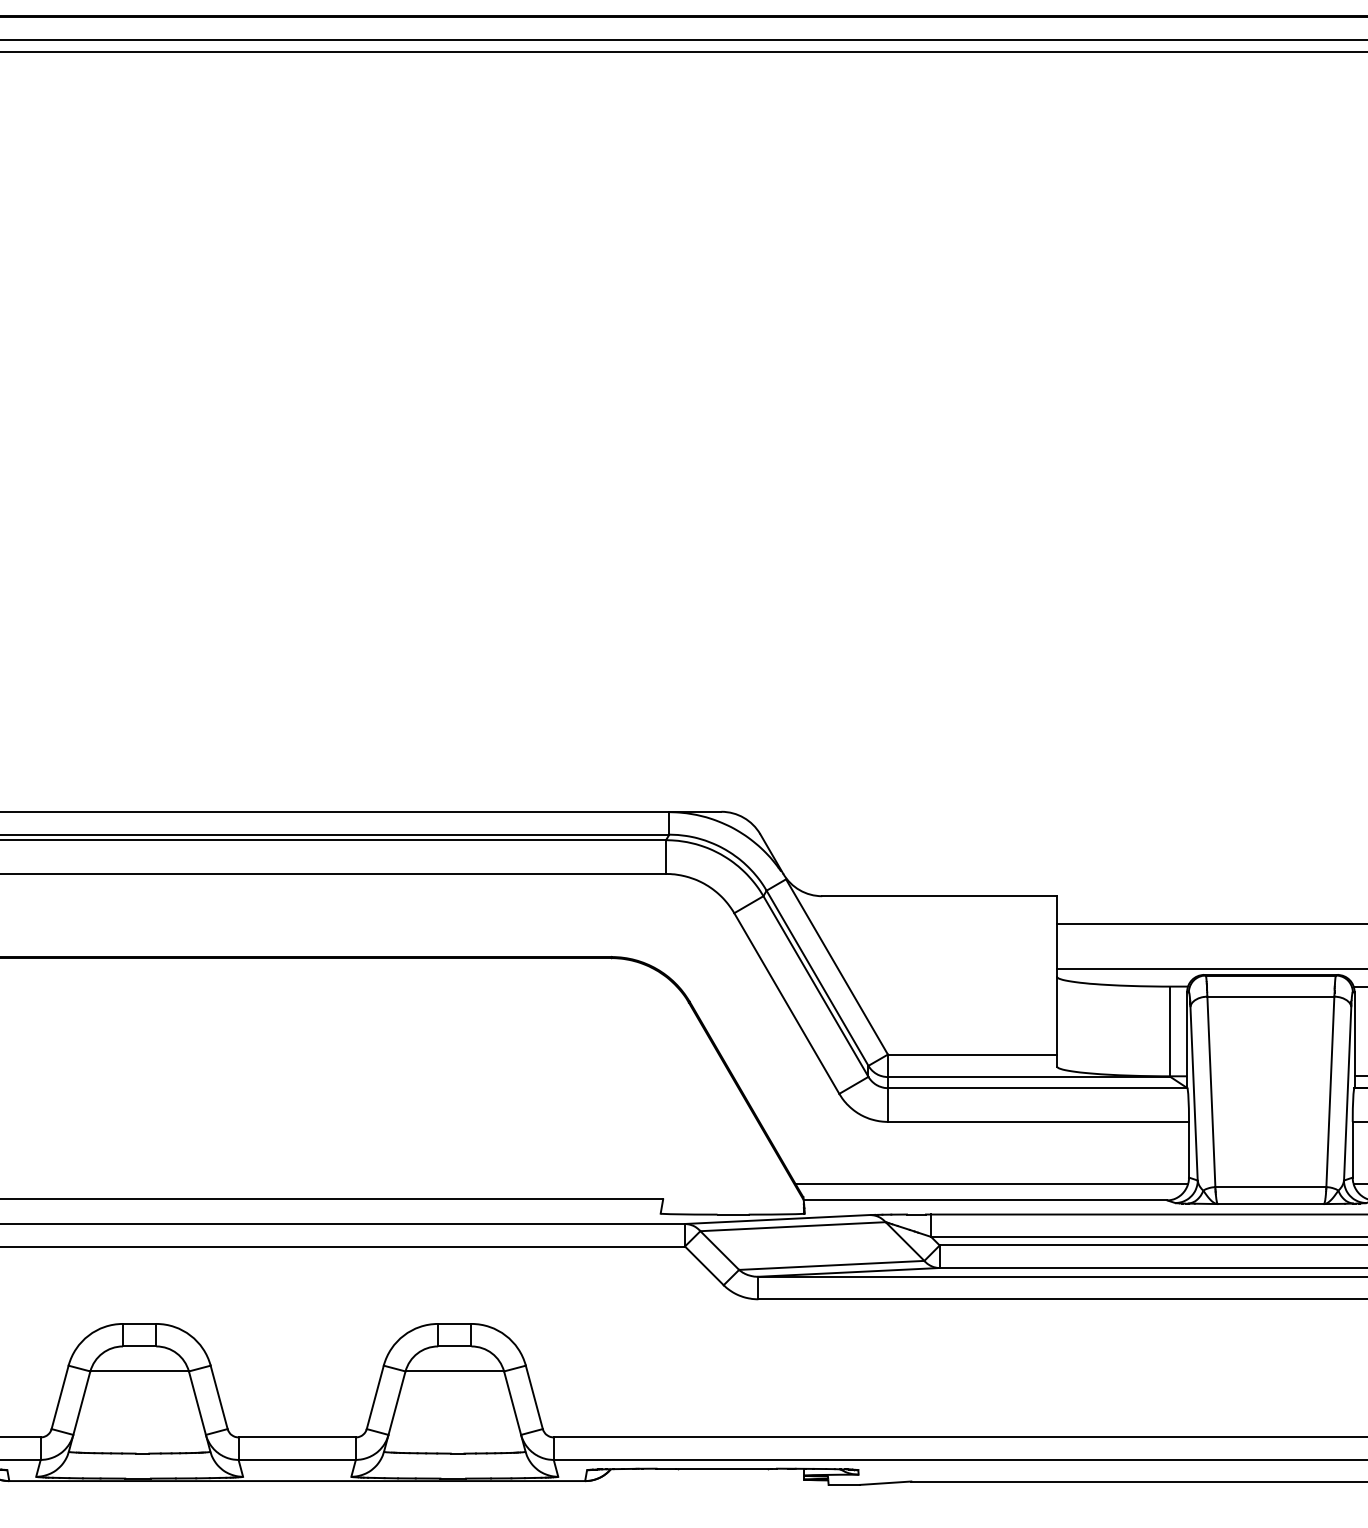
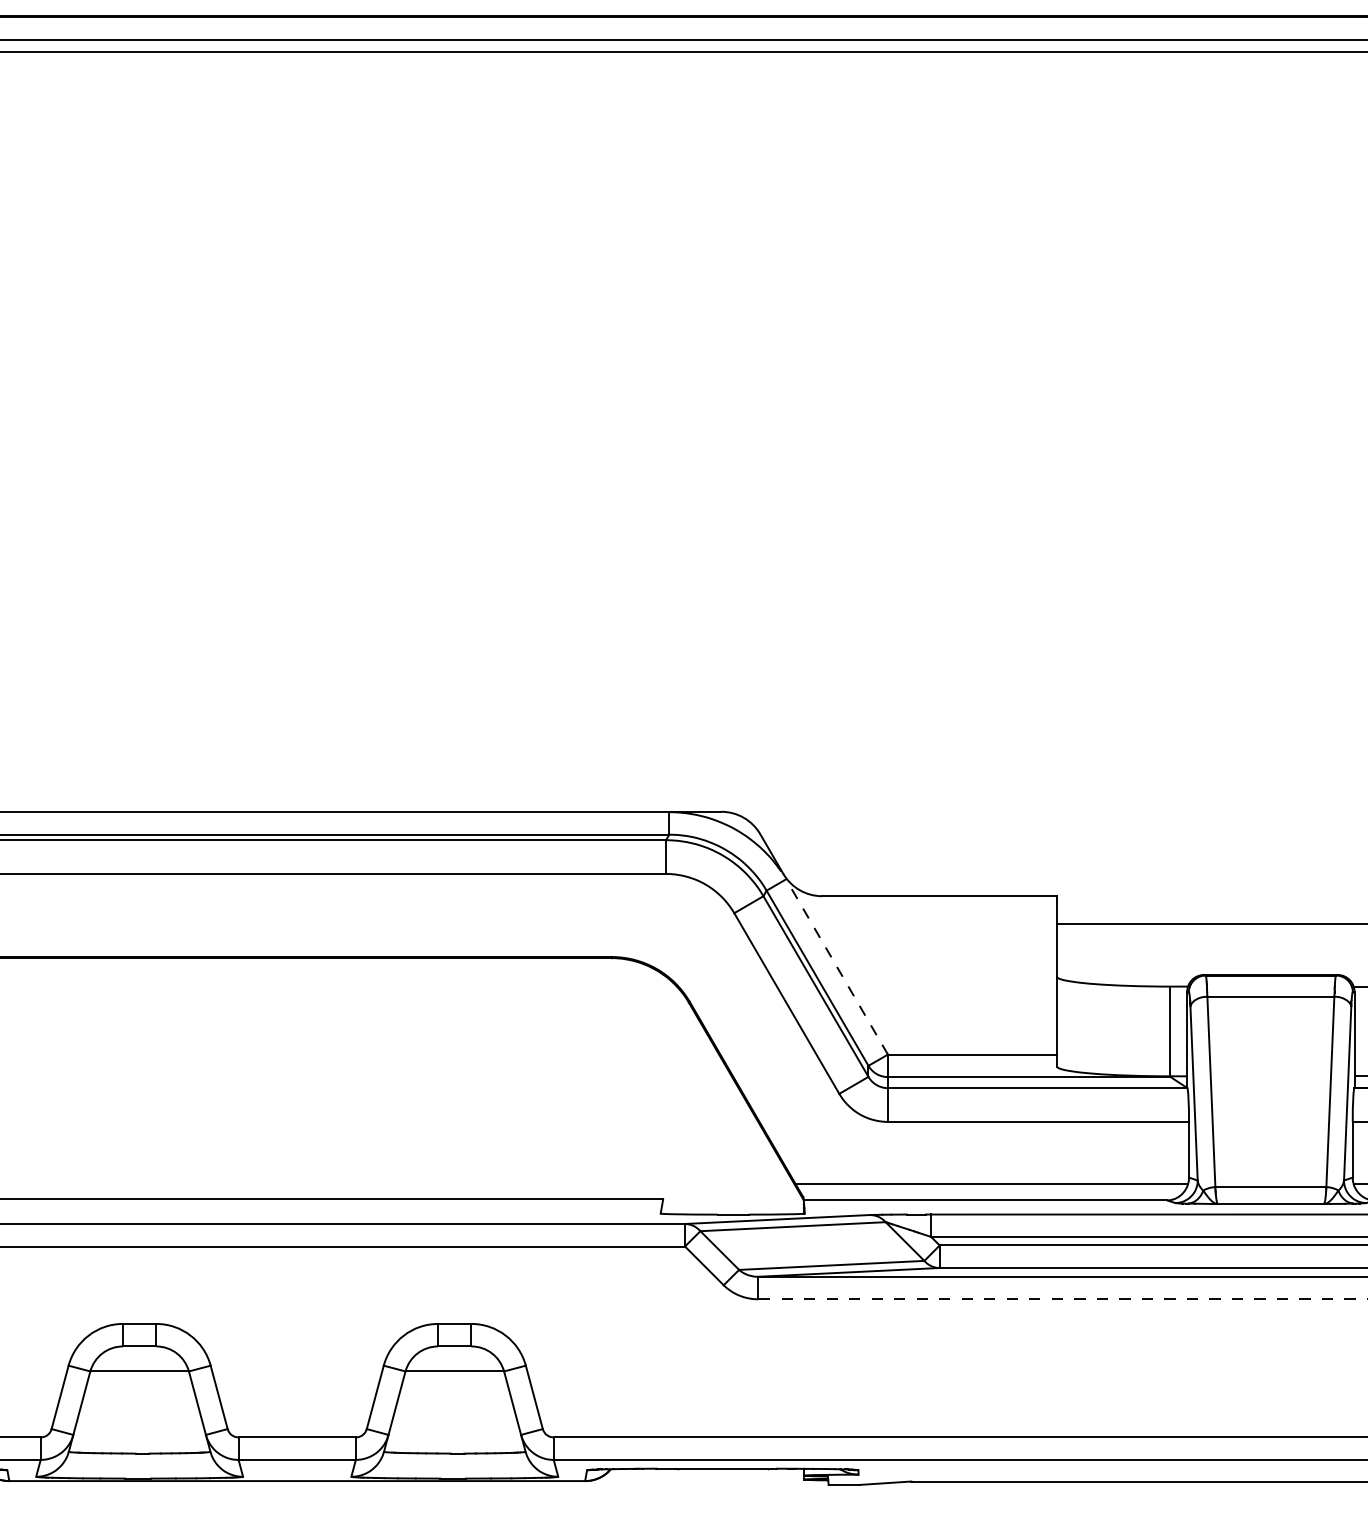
line: solid -> dashed (836, 966)
line: present -> none (1210, 968)
line: solid -> dashed (1062, 1299)
